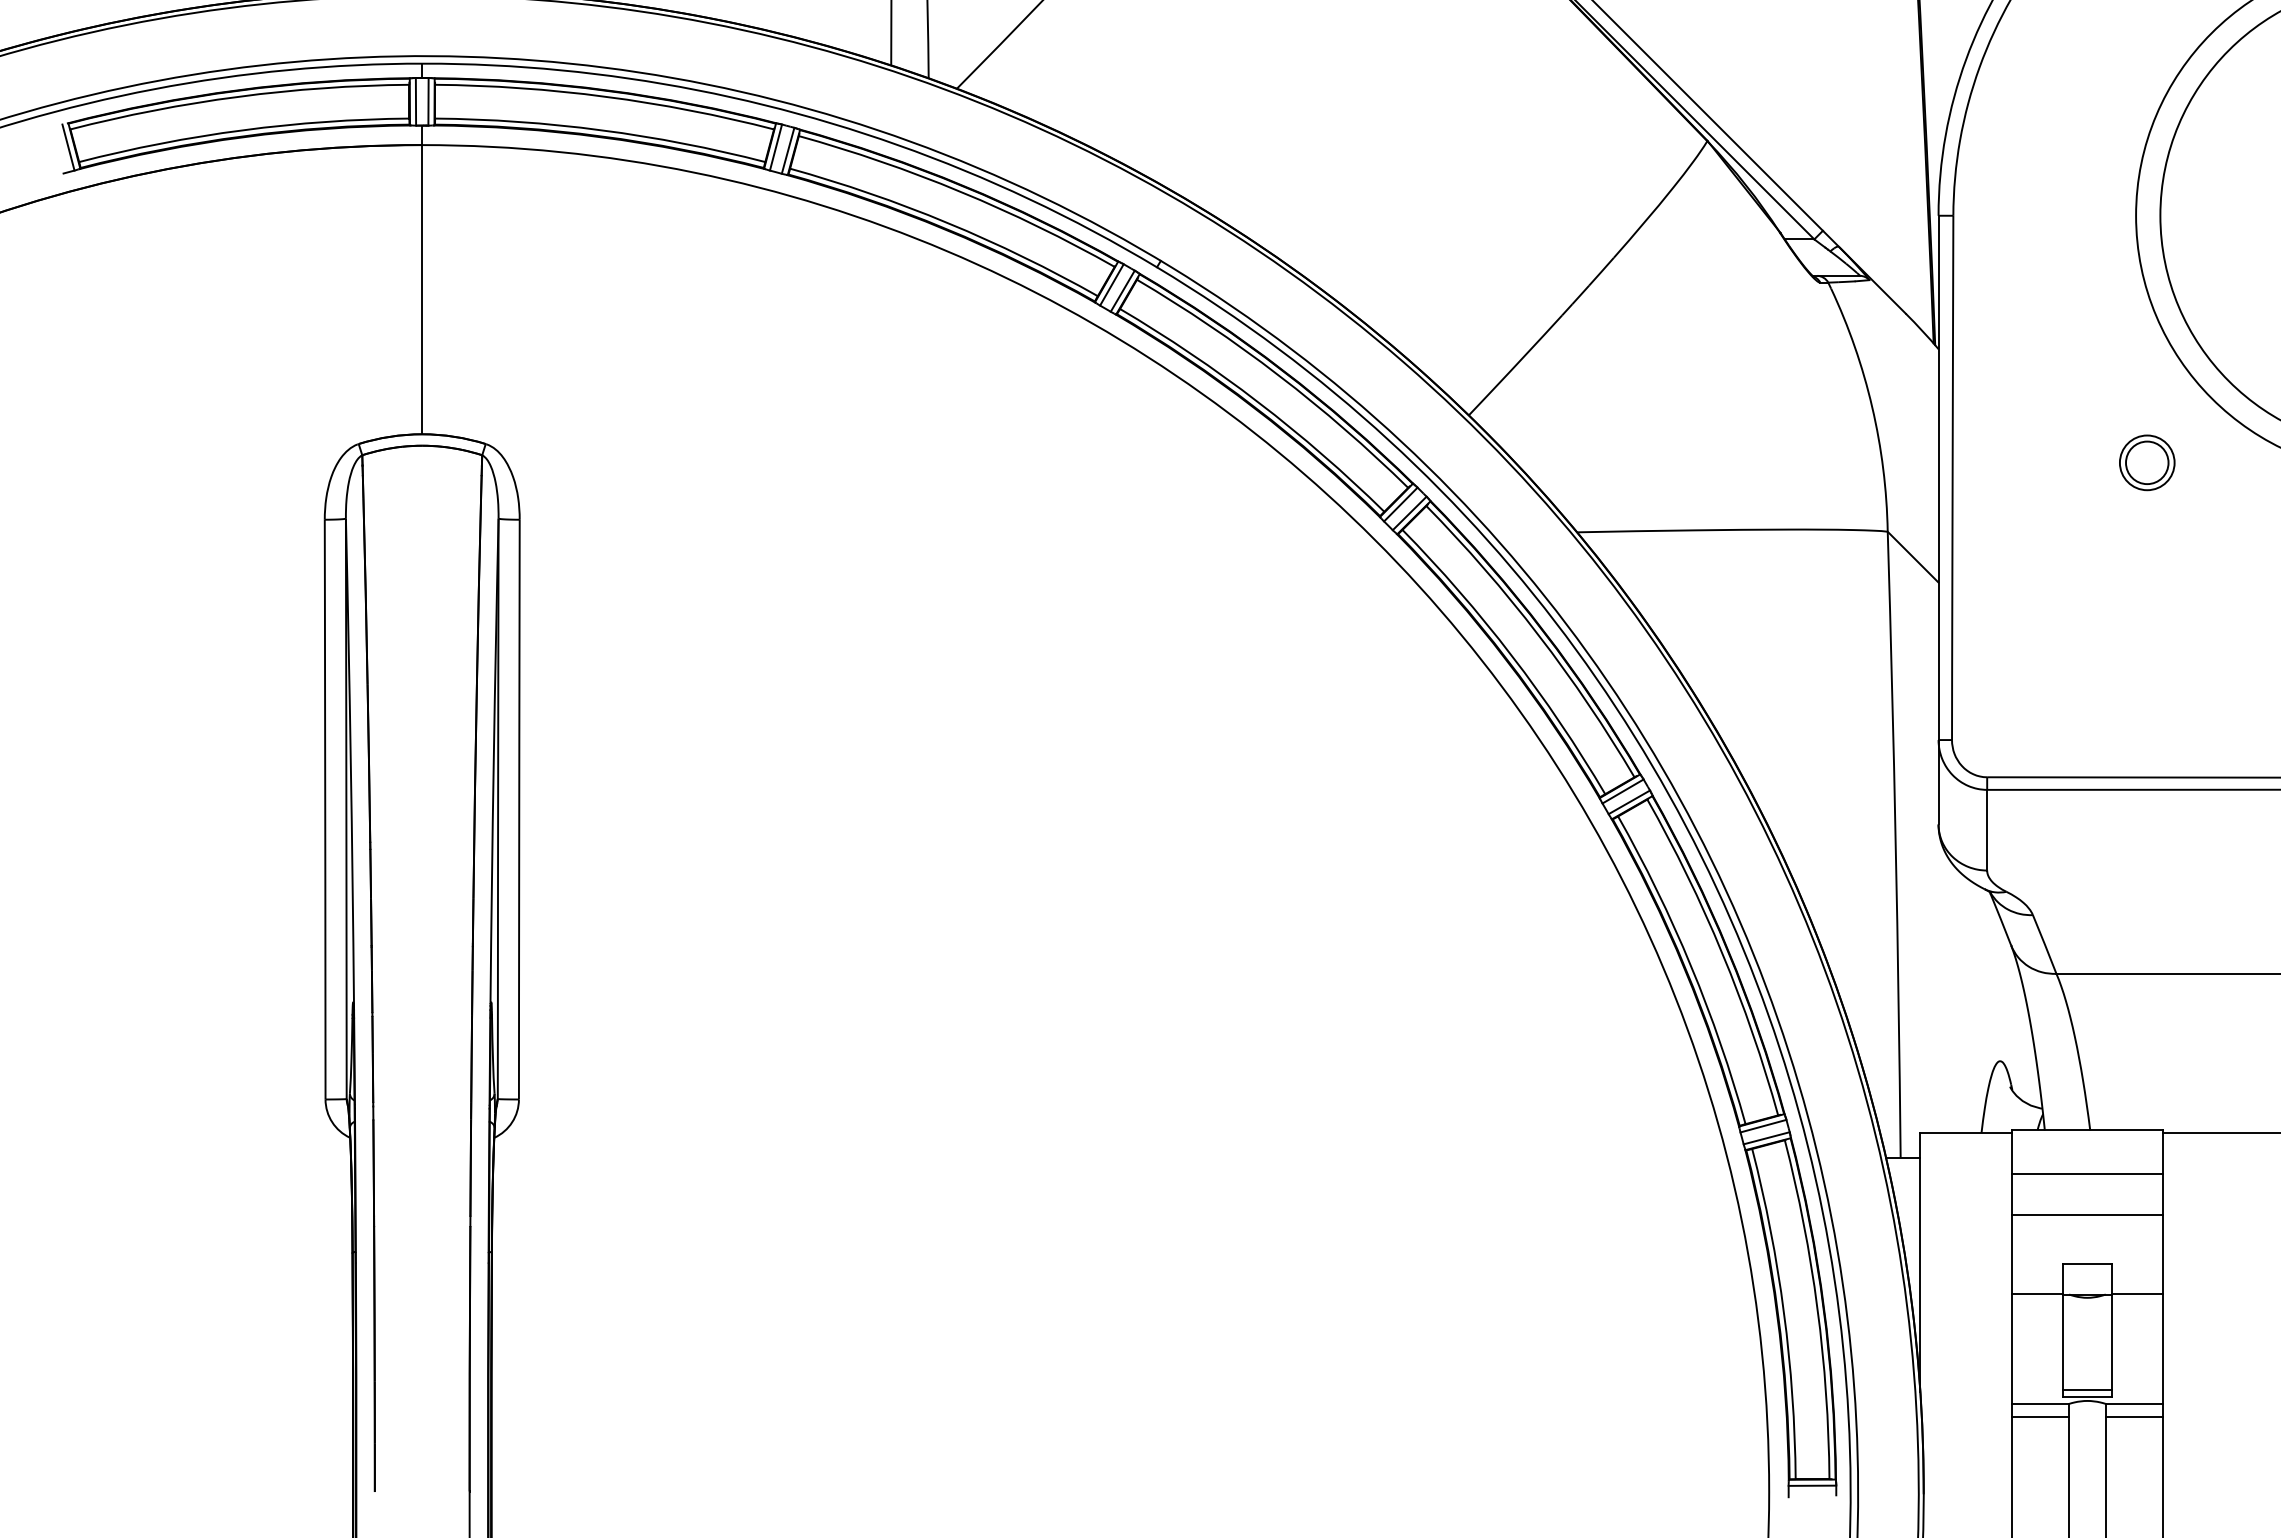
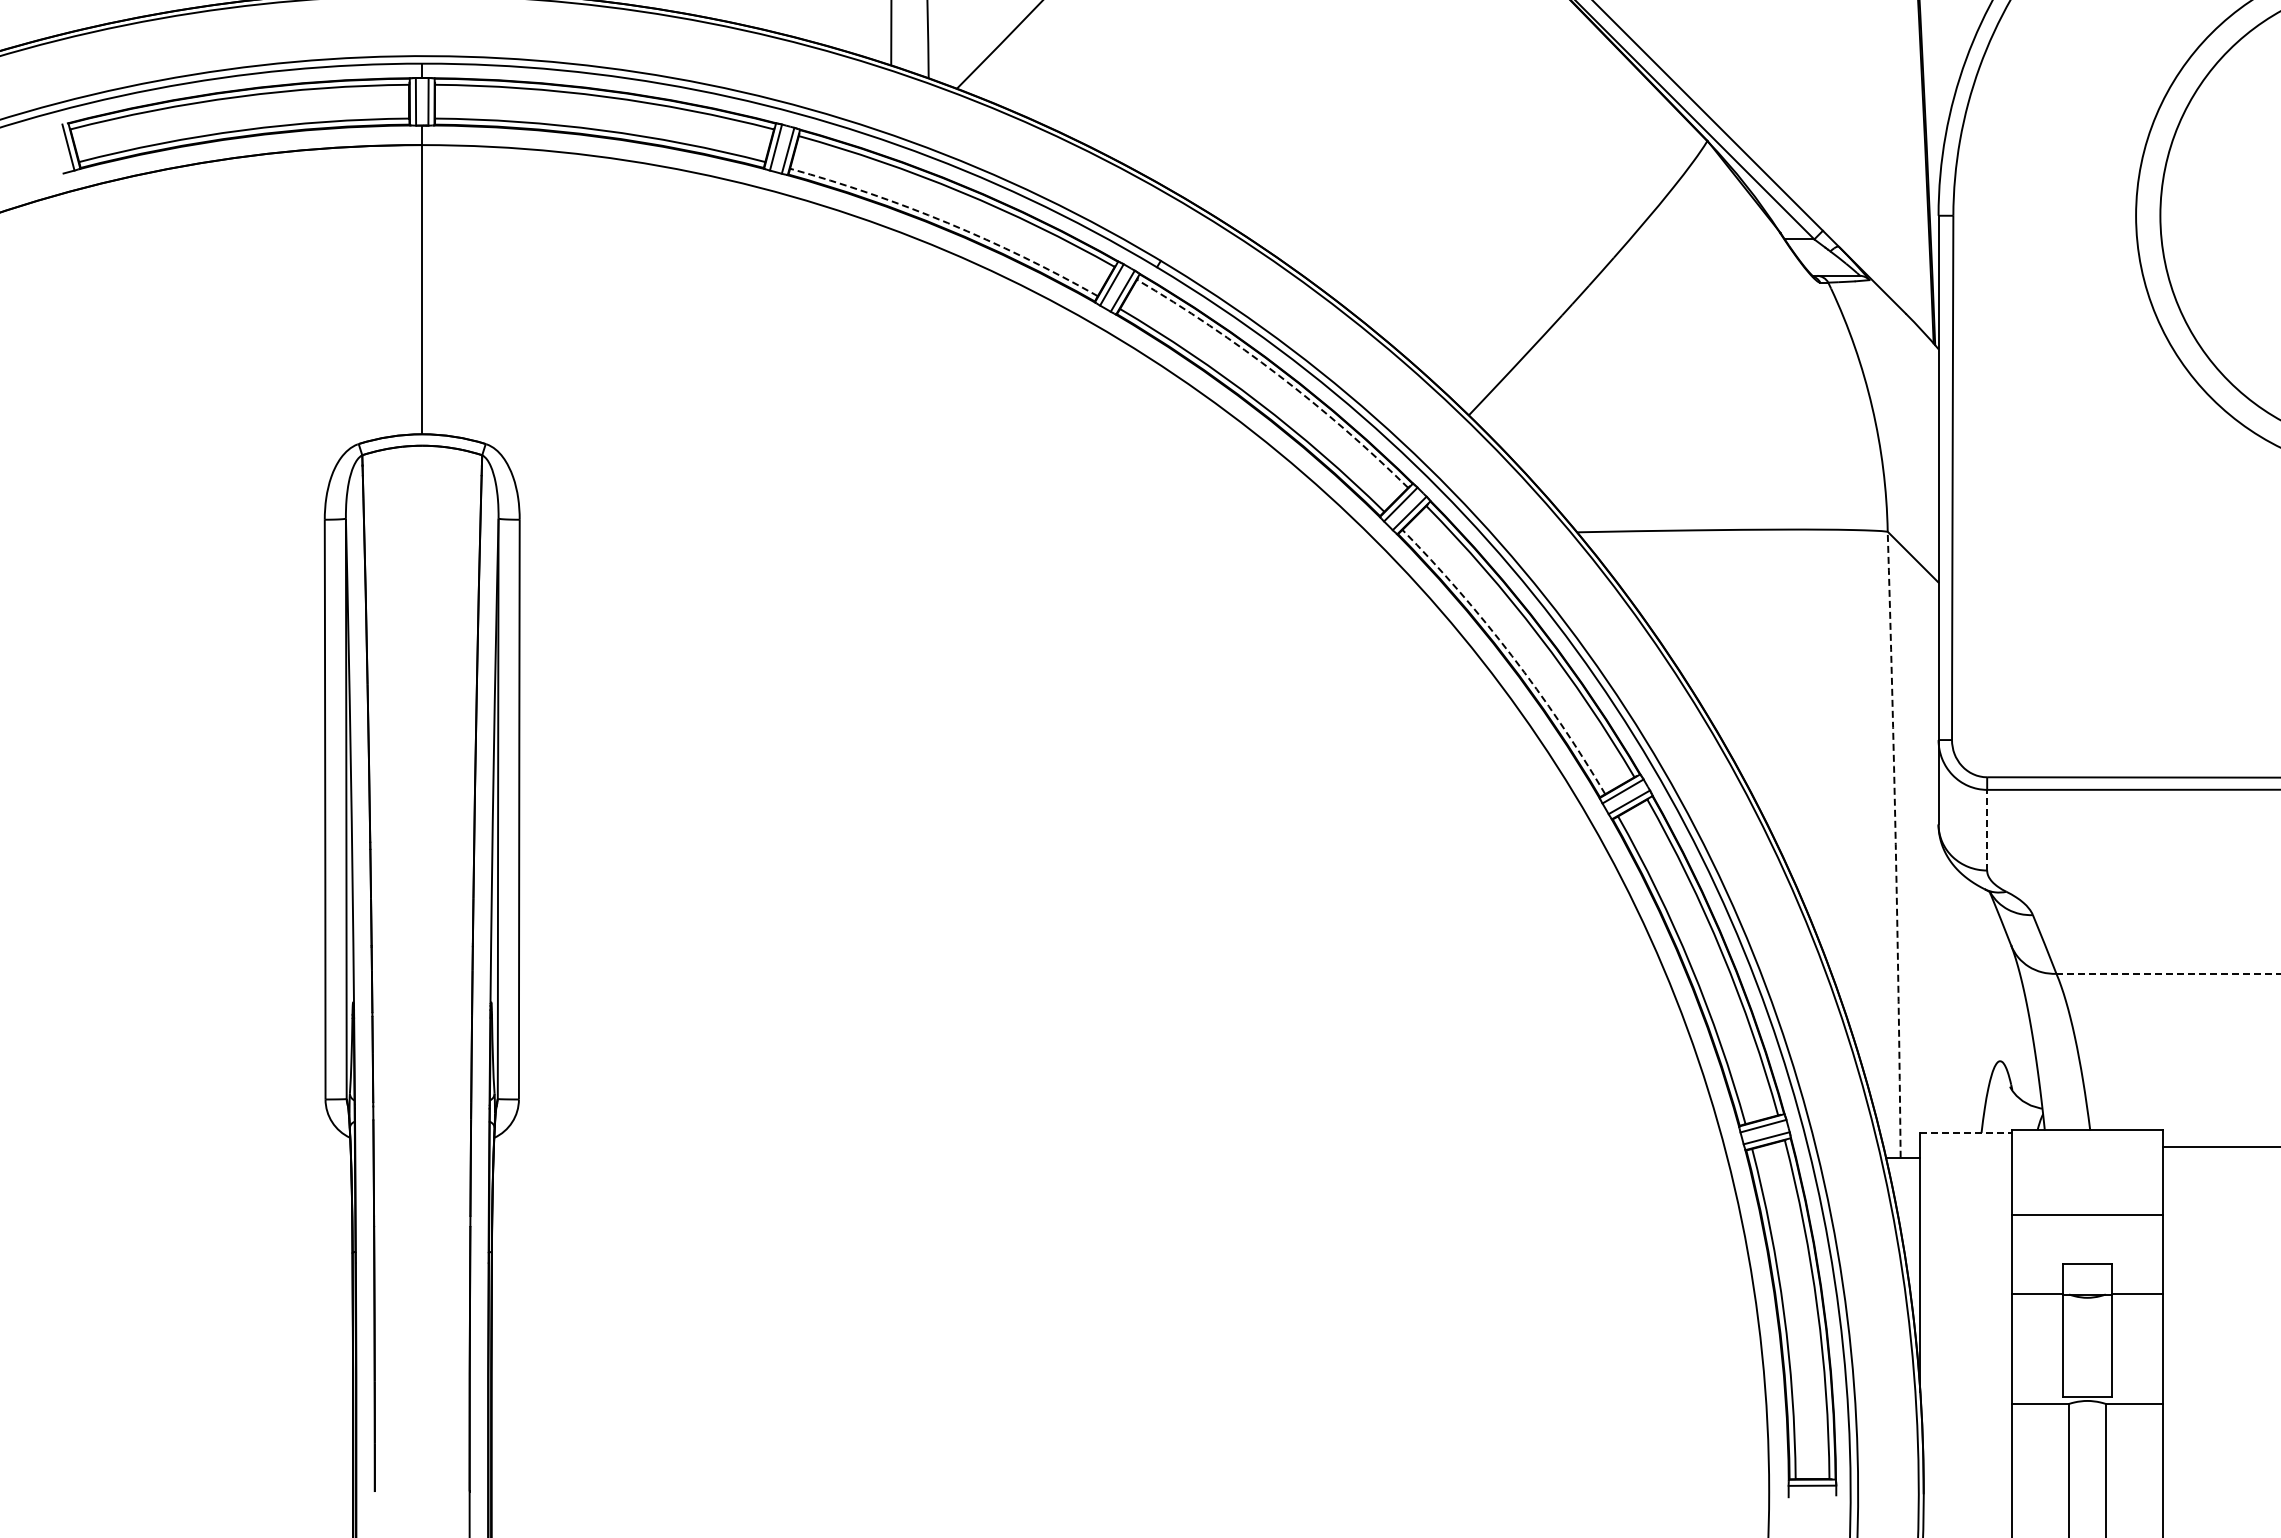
arc: solid -> dashed (947, 223)
arc: solid -> dashed (1278, 375)
part: present -> none (2147, 462)
arc: solid -> dashed (1511, 655)
line: solid -> dashed (1987, 829)
arc: solid -> dashed (1895, 844)
line: solid -> dashed (2168, 973)
line: solid -> dashed (1965, 1133)
line position: (2220, 1133) -> (2220, 1147) (2220, 1147)
line: present -> none (2087, 1173)
line: present -> none (2087, 1390)
line: present -> none (2040, 1416)
line: present -> none (2134, 1416)
